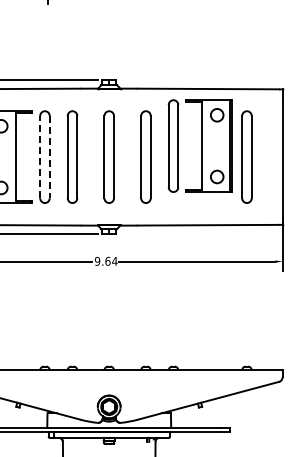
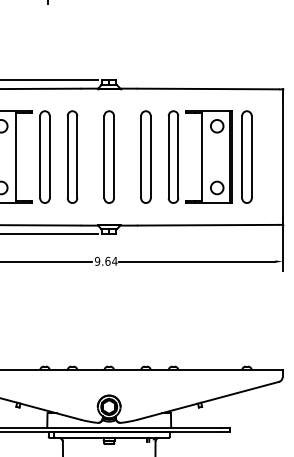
part position: (199, 145) -> (199, 156) (199, 156)
line: dashed -> solid (40, 156)
line: dashed -> solid (49, 157)
